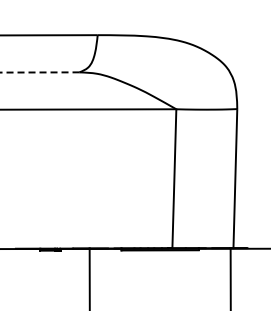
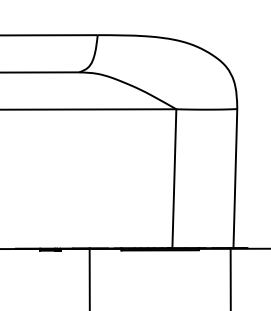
line: dashed -> solid (39, 72)
